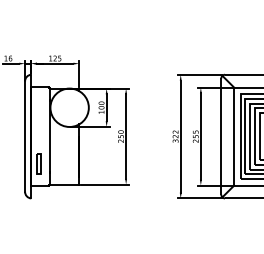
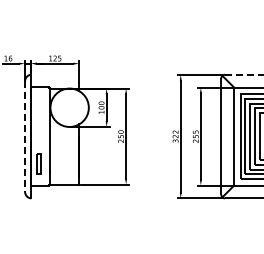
line: solid -> dashed (244, 74)
line: solid -> dashed (25, 136)
